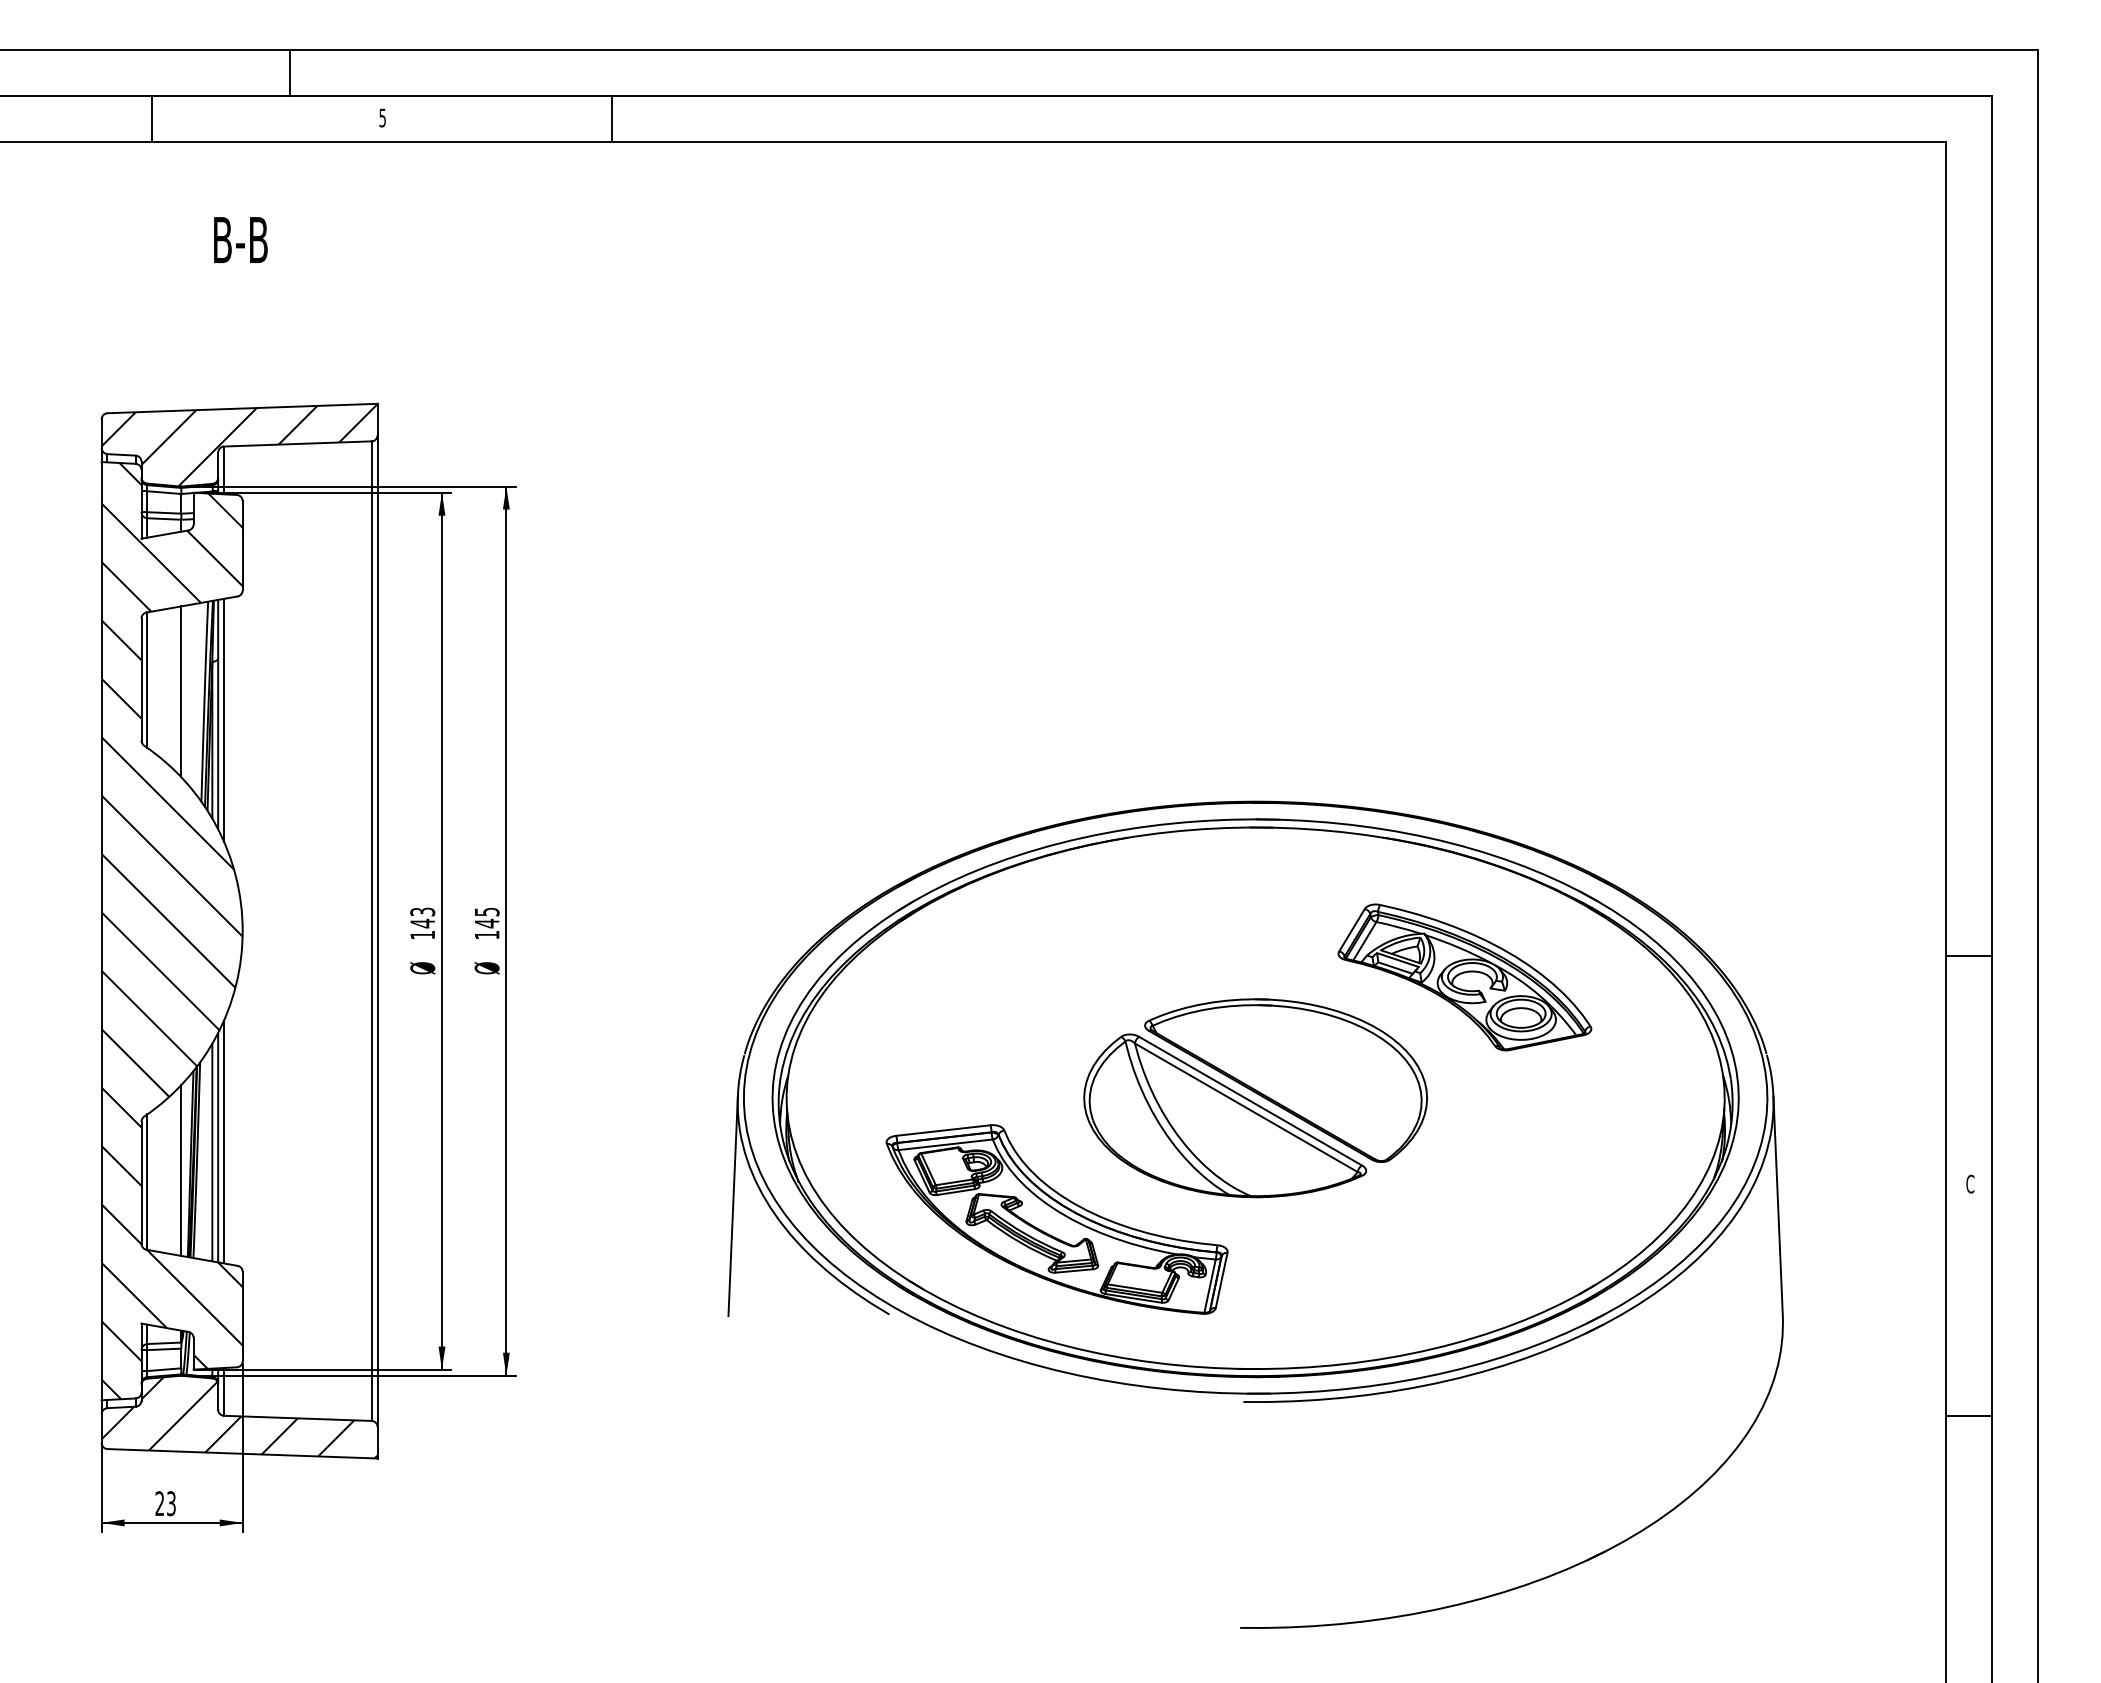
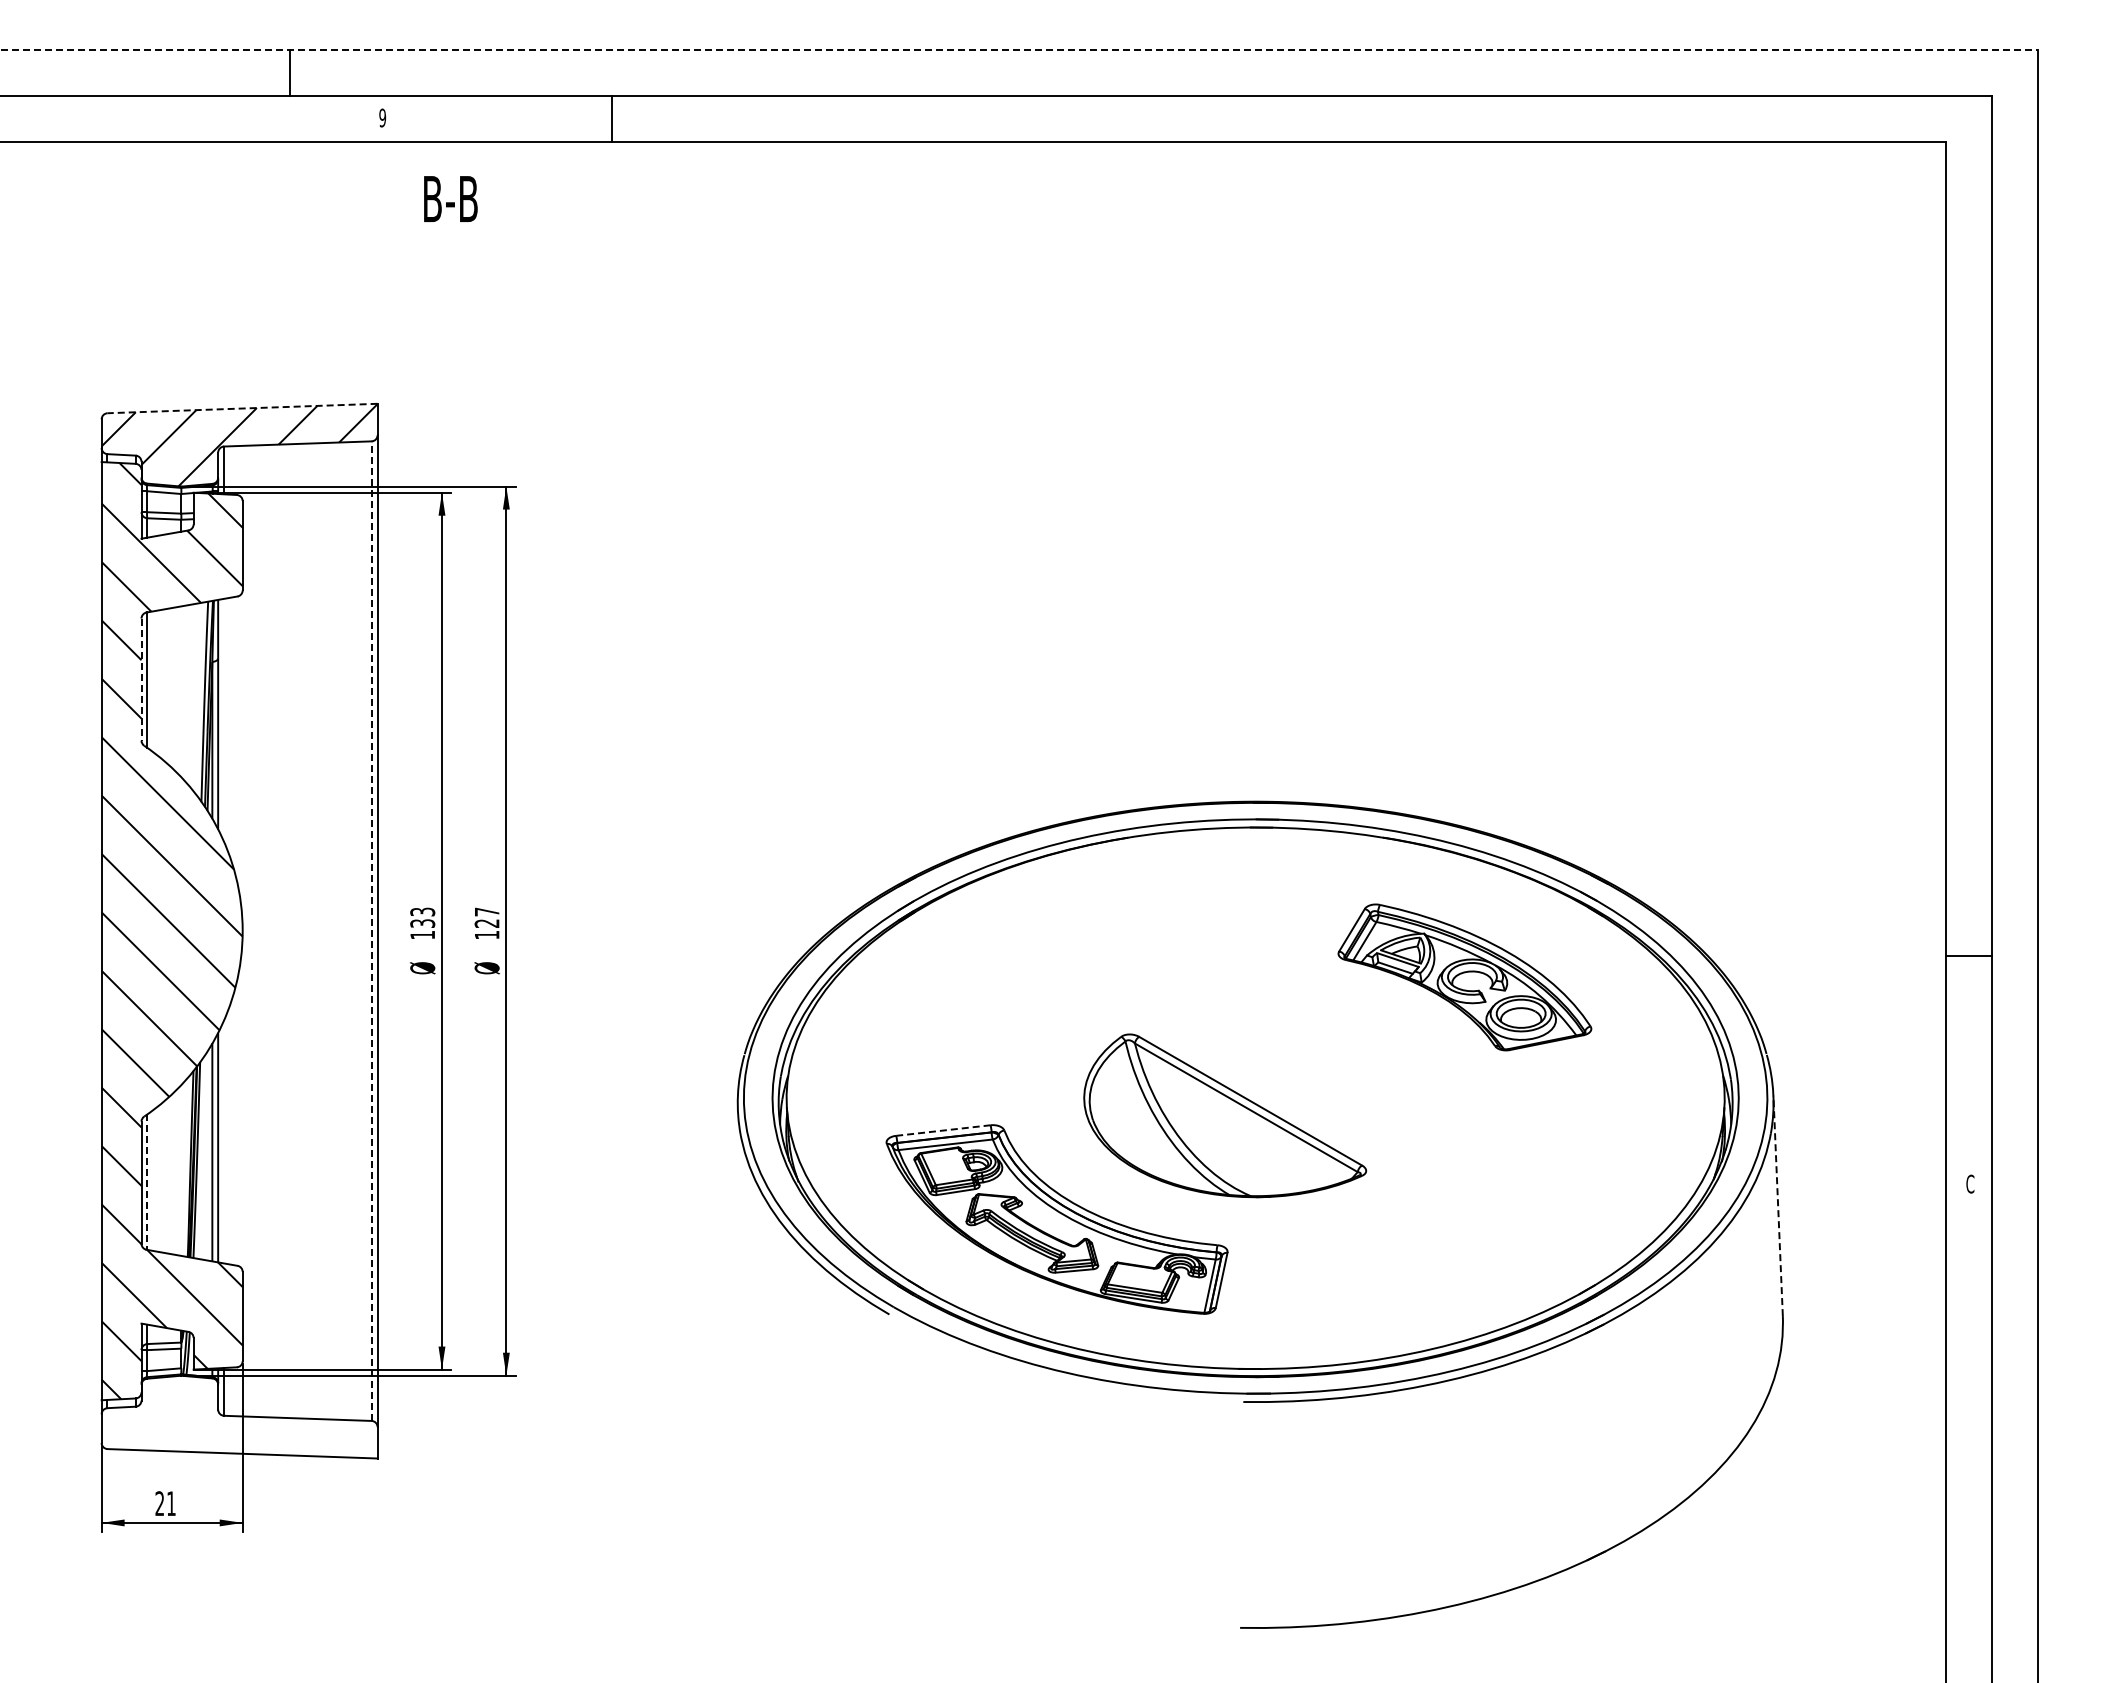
line: solid -> dashed (1019, 50)
text: 5 -> 9 (382, 117)
line: present -> none (152, 119)
text position: (240, 239) -> (450, 198) (450, 198)
line: solid -> dashed (242, 408)
line: solid -> dashed (141, 680)
line: present -> none (181, 691)
line: present -> none (224, 719)
text: 145 -> 127 (486, 917)
text: 143 -> 133 (422, 923)
line: solid -> dashed (371, 931)
part: present -> none (1285, 1080)
line: solid -> dashed (943, 1130)
line: present -> none (224, 1141)
line: present -> none (181, 1170)
line: solid -> dashed (147, 1182)
line: present -> none (732, 1205)
line: solid -> dashed (1778, 1205)
line: present -> none (1968, 1416)
hatch: present -> none (239, 1417)
text: 23 -> 21 (171, 1503)
